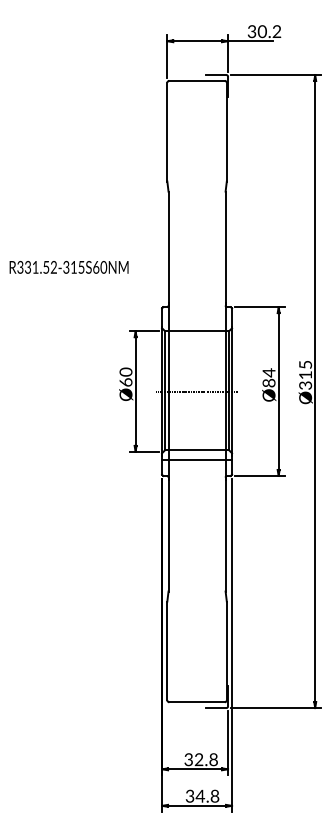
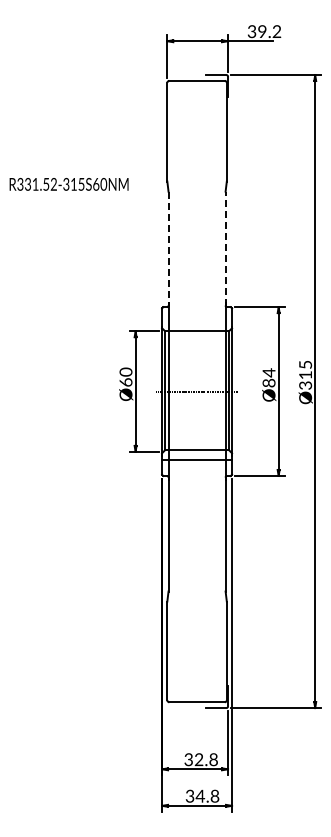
text: 30.2 -> 39.2 (261, 32)
line: solid -> dashed (168, 248)
line: solid -> dashed (225, 248)
text position: (68, 267) -> (68, 184) (68, 184)
